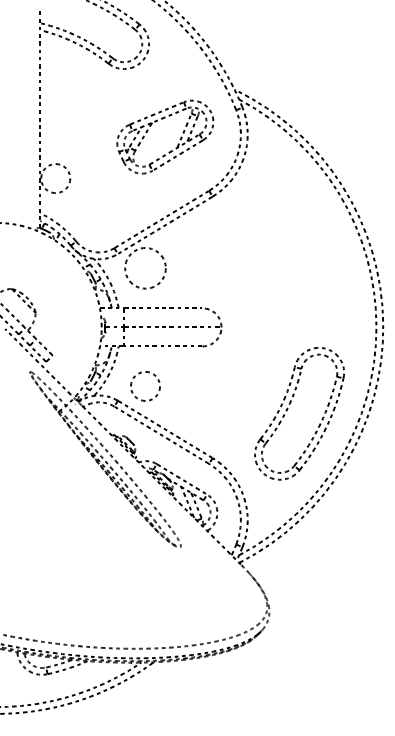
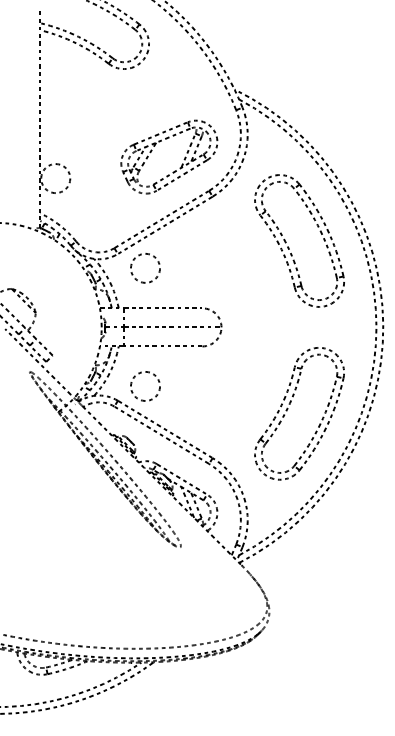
part position: (179, 139) -> (183, 159) (183, 159)
part: none -> present (289, 247)
circle diameter: 41 px -> 29 px (145, 267)
